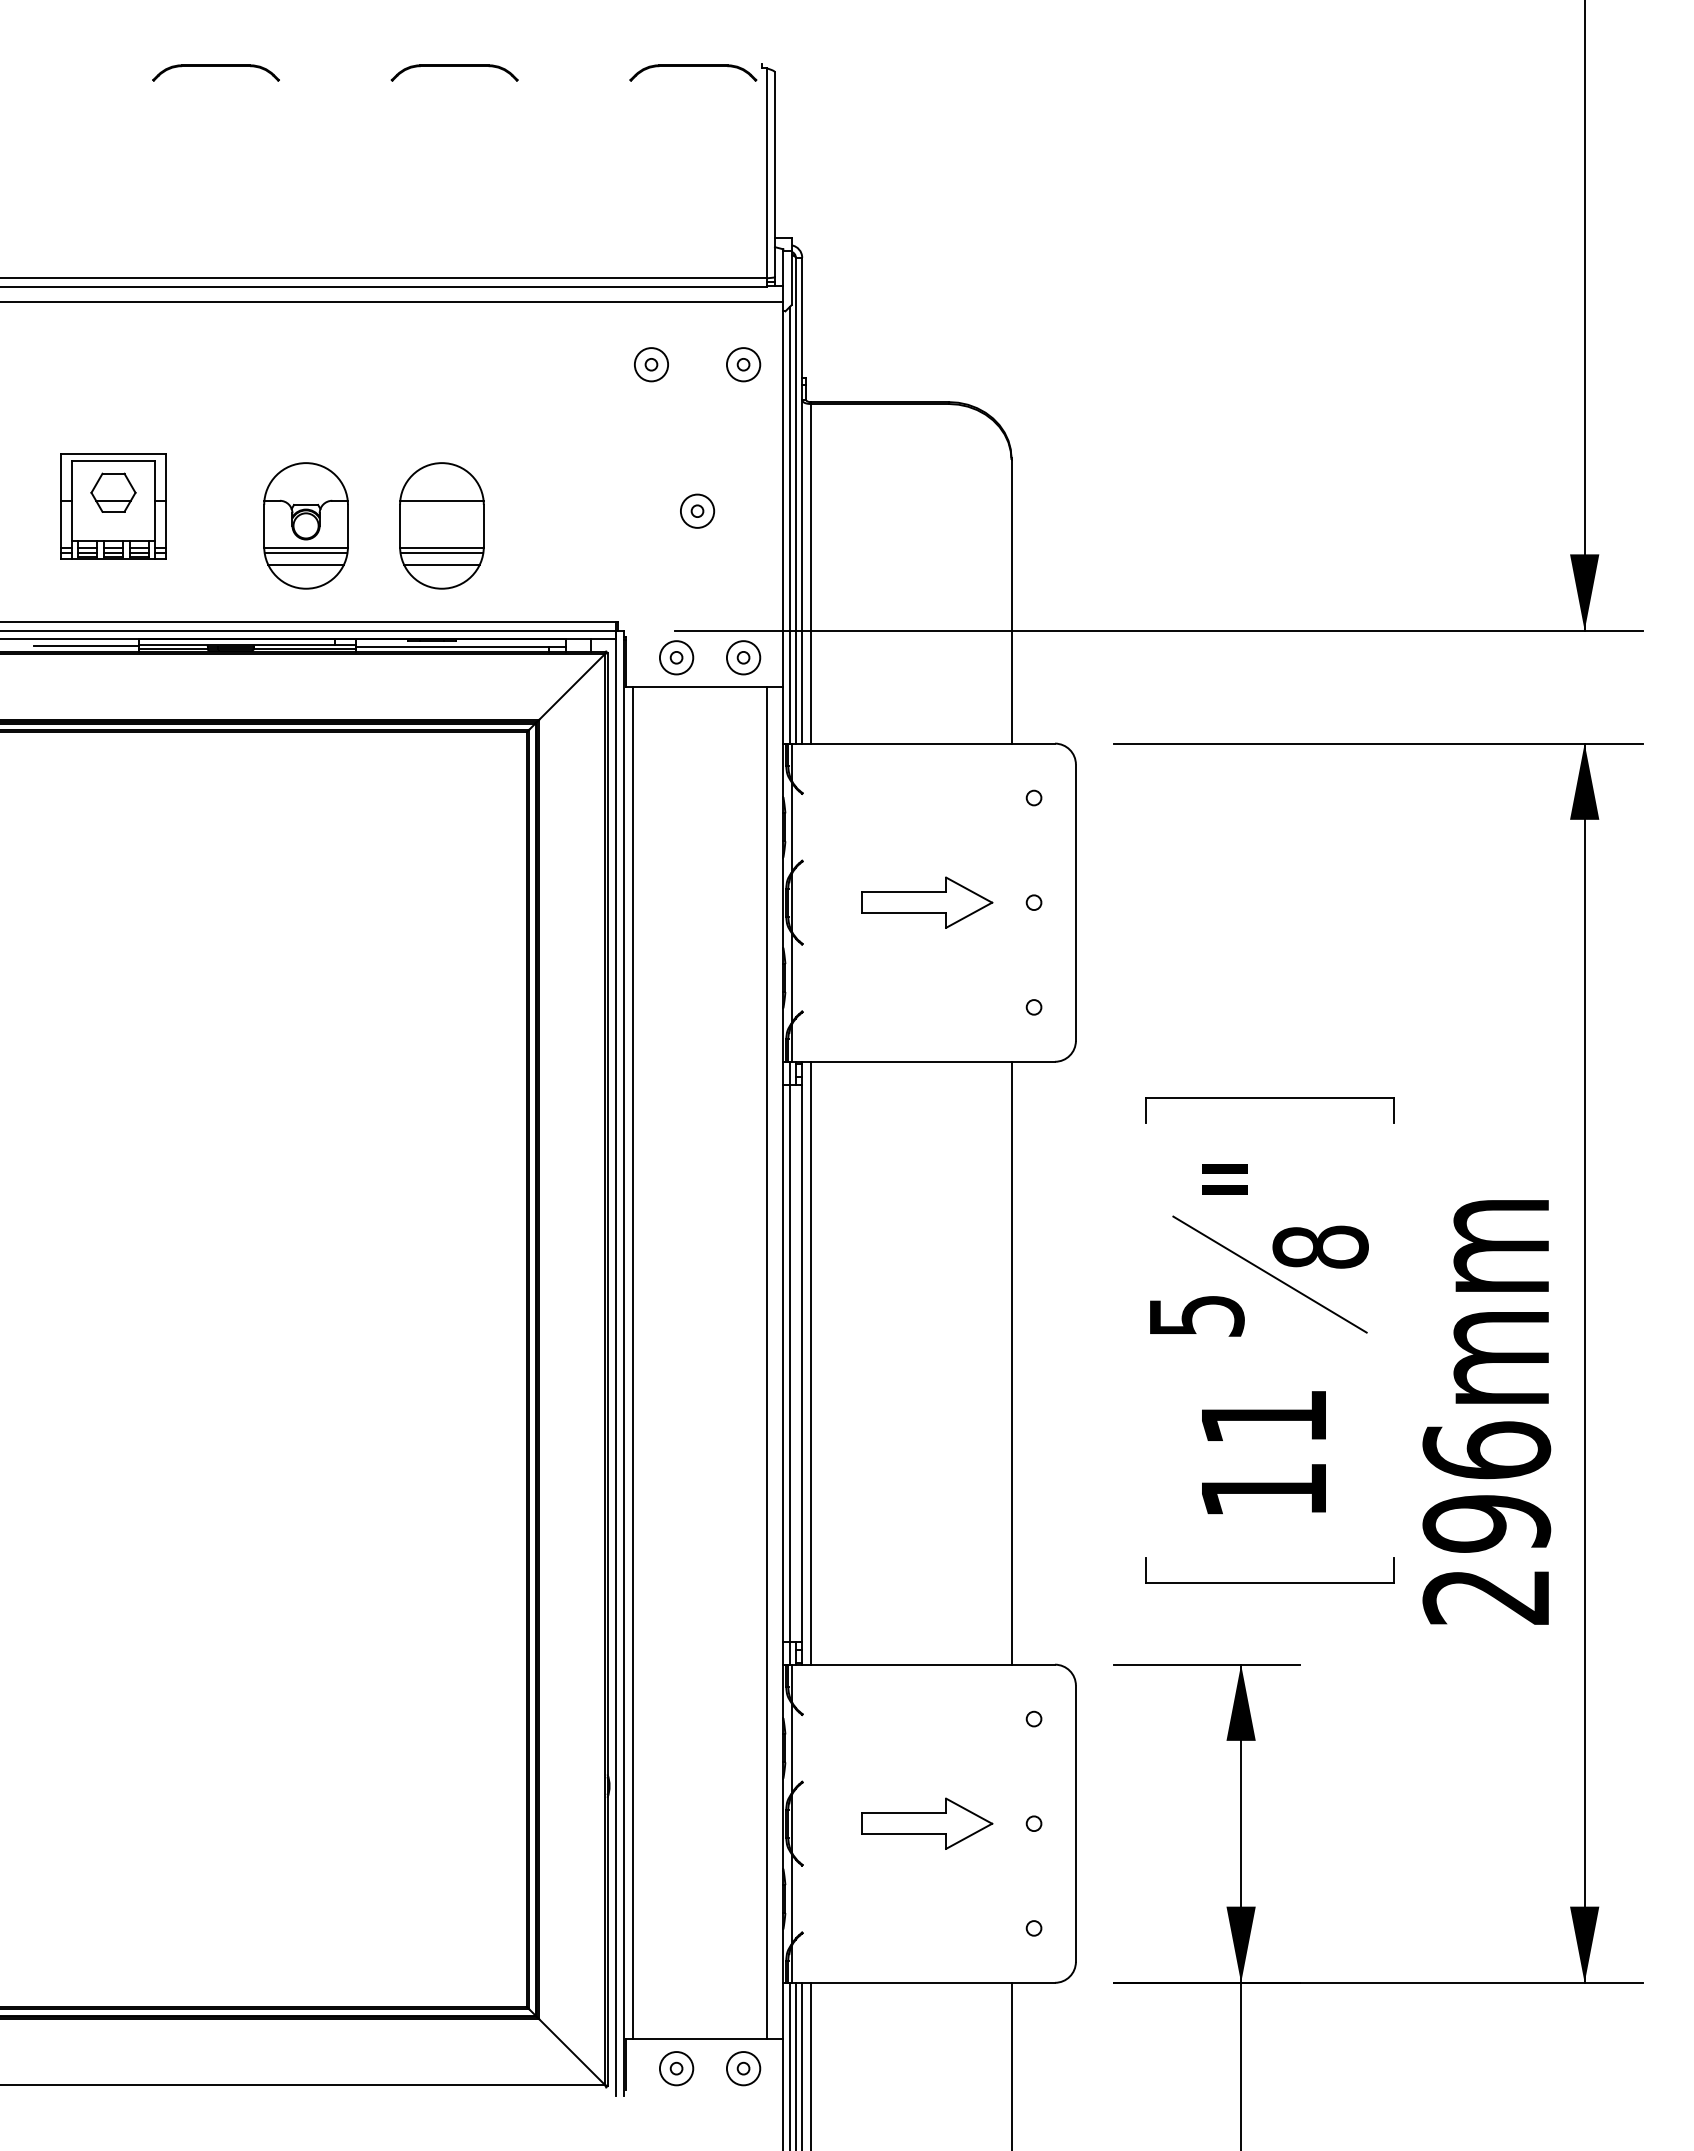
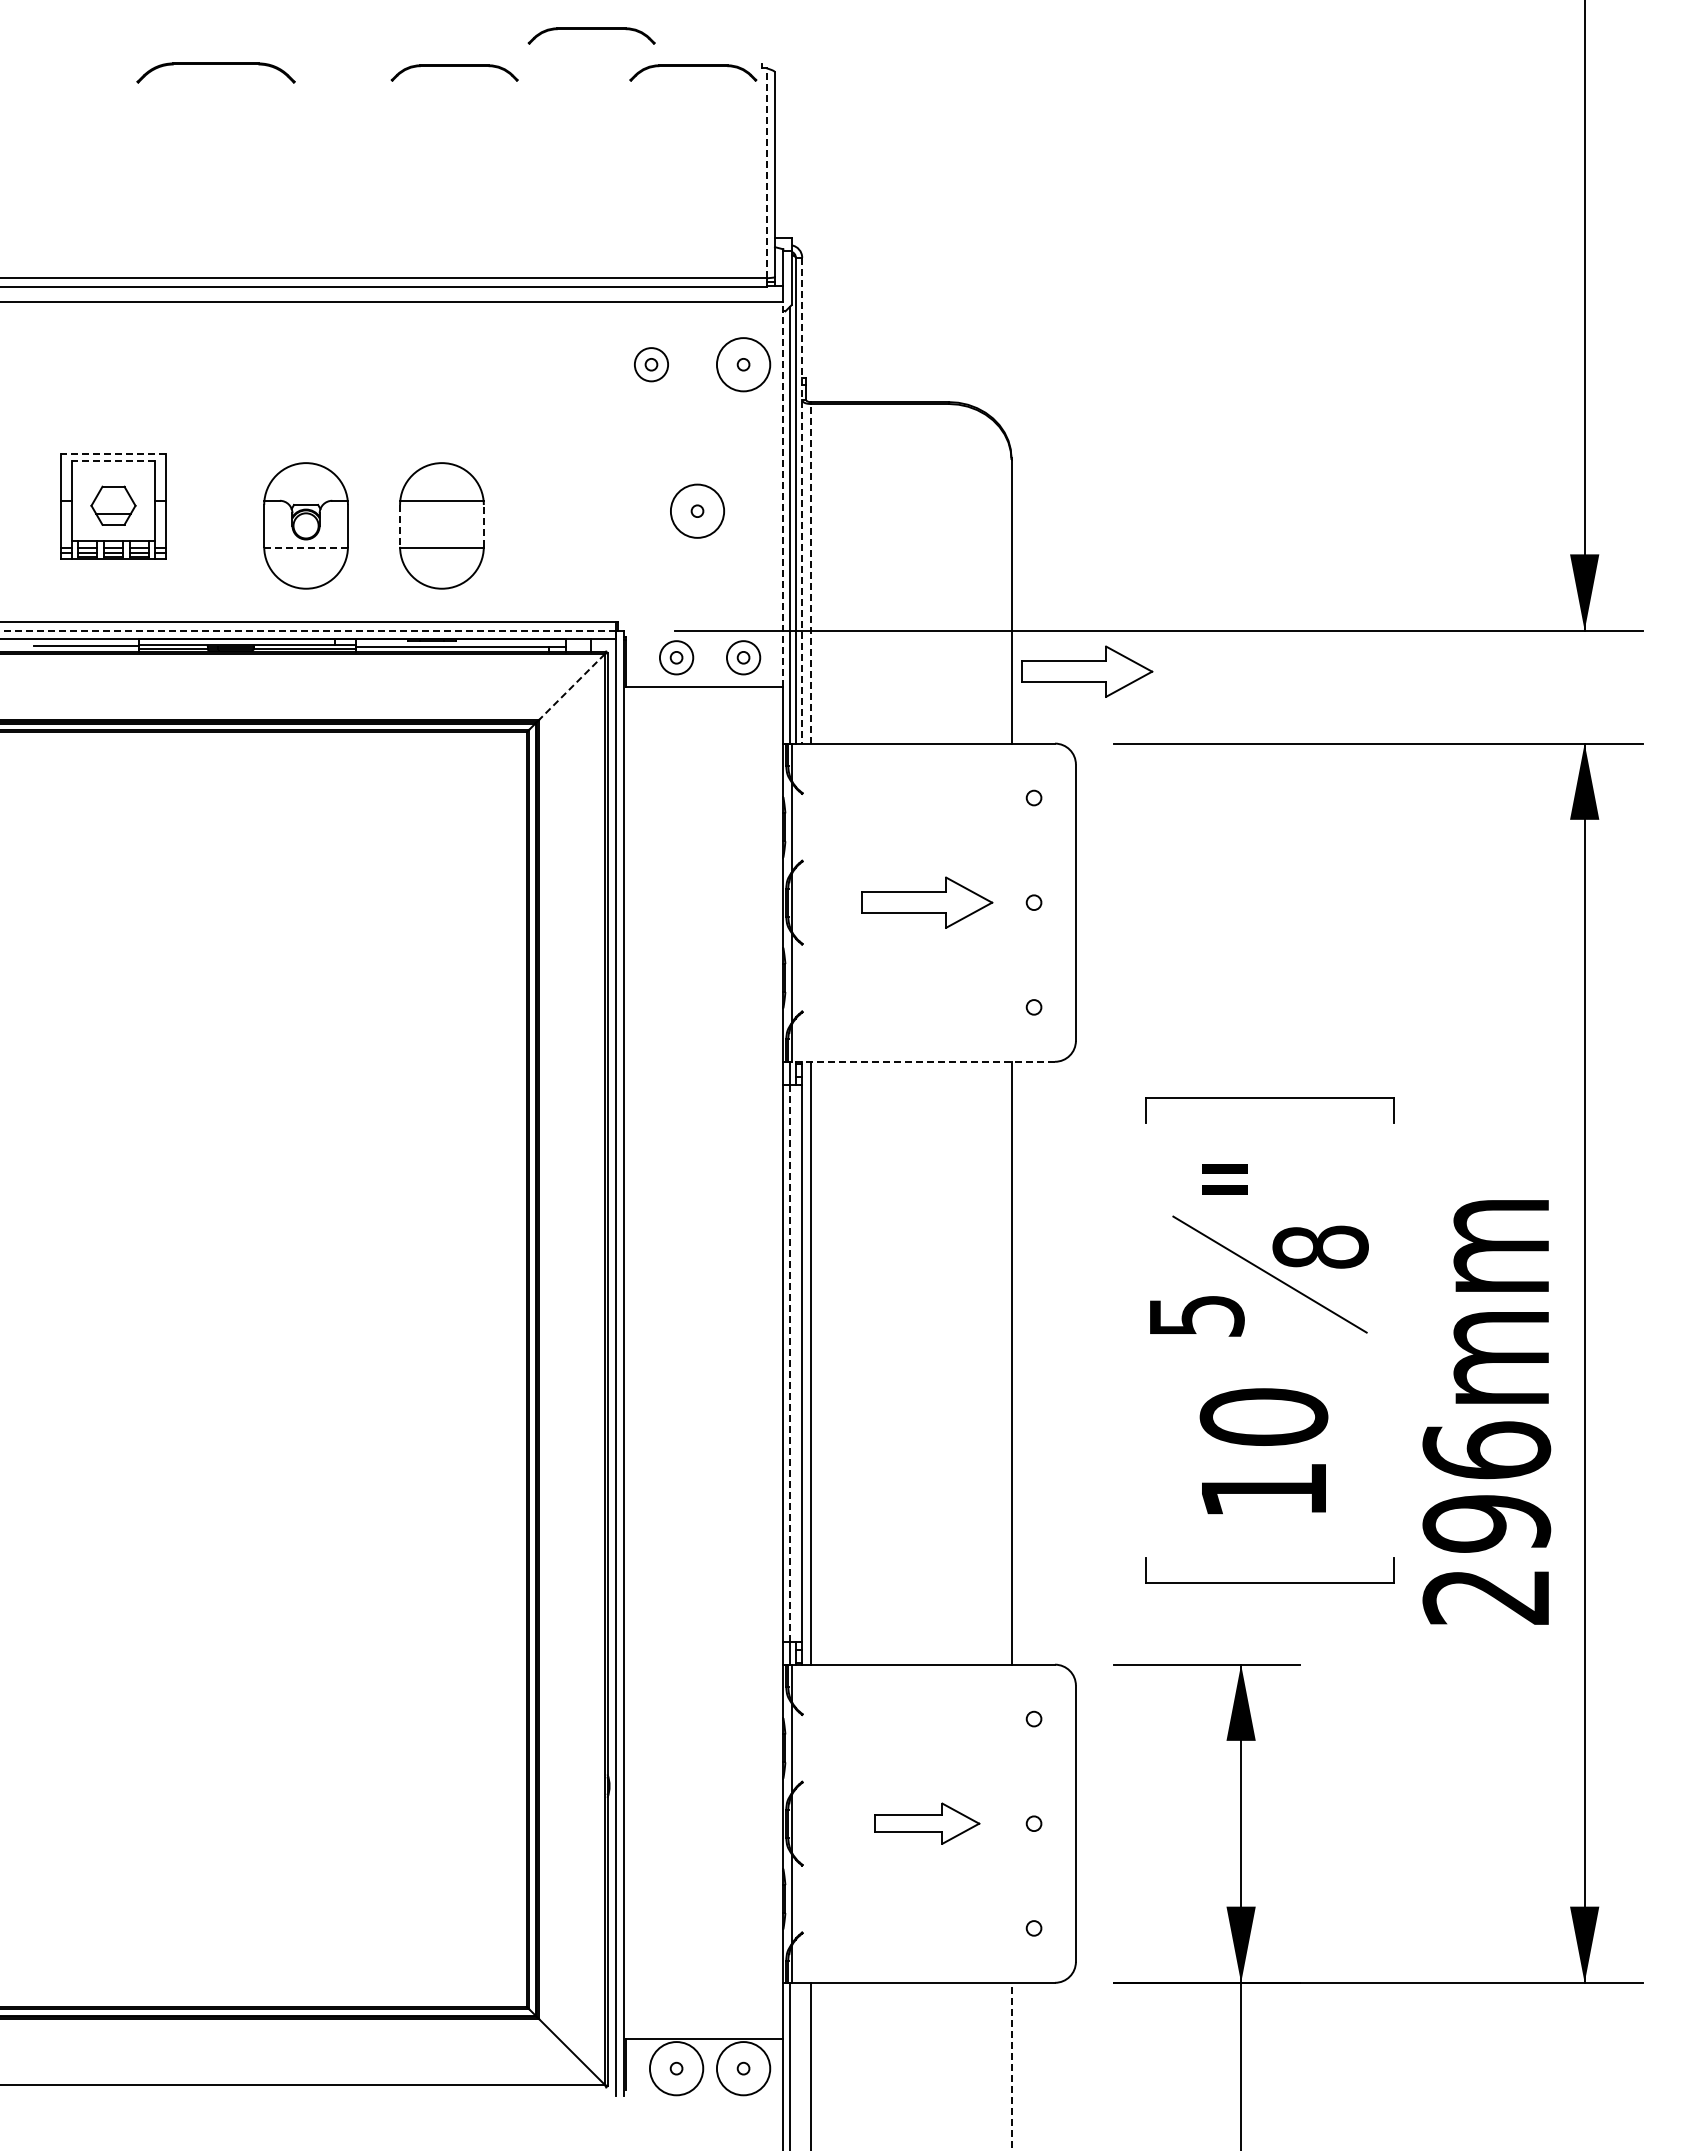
part: none -> present (591, 35)
part size: 128x18 px -> 160x22 px (215, 72)
line: solid -> dashed (766, 172)
circle diameter: 33 px -> 53 px (743, 364)
line: solid -> dashed (113, 453)
line: solid -> dashed (113, 461)
part position: (113, 492) -> (113, 505) (113, 505)
line: solid -> dashed (783, 494)
line: solid -> dashed (802, 500)
circle diameter: 33 px -> 53 px (697, 510)
line: solid -> dashed (400, 525)
line: solid -> dashed (483, 525)
line: solid -> dashed (306, 547)
line: present -> none (305, 553)
line: present -> none (441, 553)
line: present -> none (305, 564)
line: present -> none (441, 564)
line: solid -> dashed (810, 573)
line: solid -> dashed (307, 630)
part: none -> present (1087, 671)
line: solid -> dashed (571, 687)
line: solid -> dashed (923, 1061)
line: present -> none (632, 1363)
line: present -> none (766, 1363)
line: solid -> dashed (789, 1364)
text: 11 -> 10 (1263, 1416)
part size: 133x53 px -> 107x43 px (927, 1823)
line: present -> none (795, 2064)
line: present -> none (802, 2064)
line: solid -> dashed (1011, 2066)
circle diameter: 33 px -> 53 px (676, 2068)
circle diameter: 33 px -> 53 px (743, 2068)
